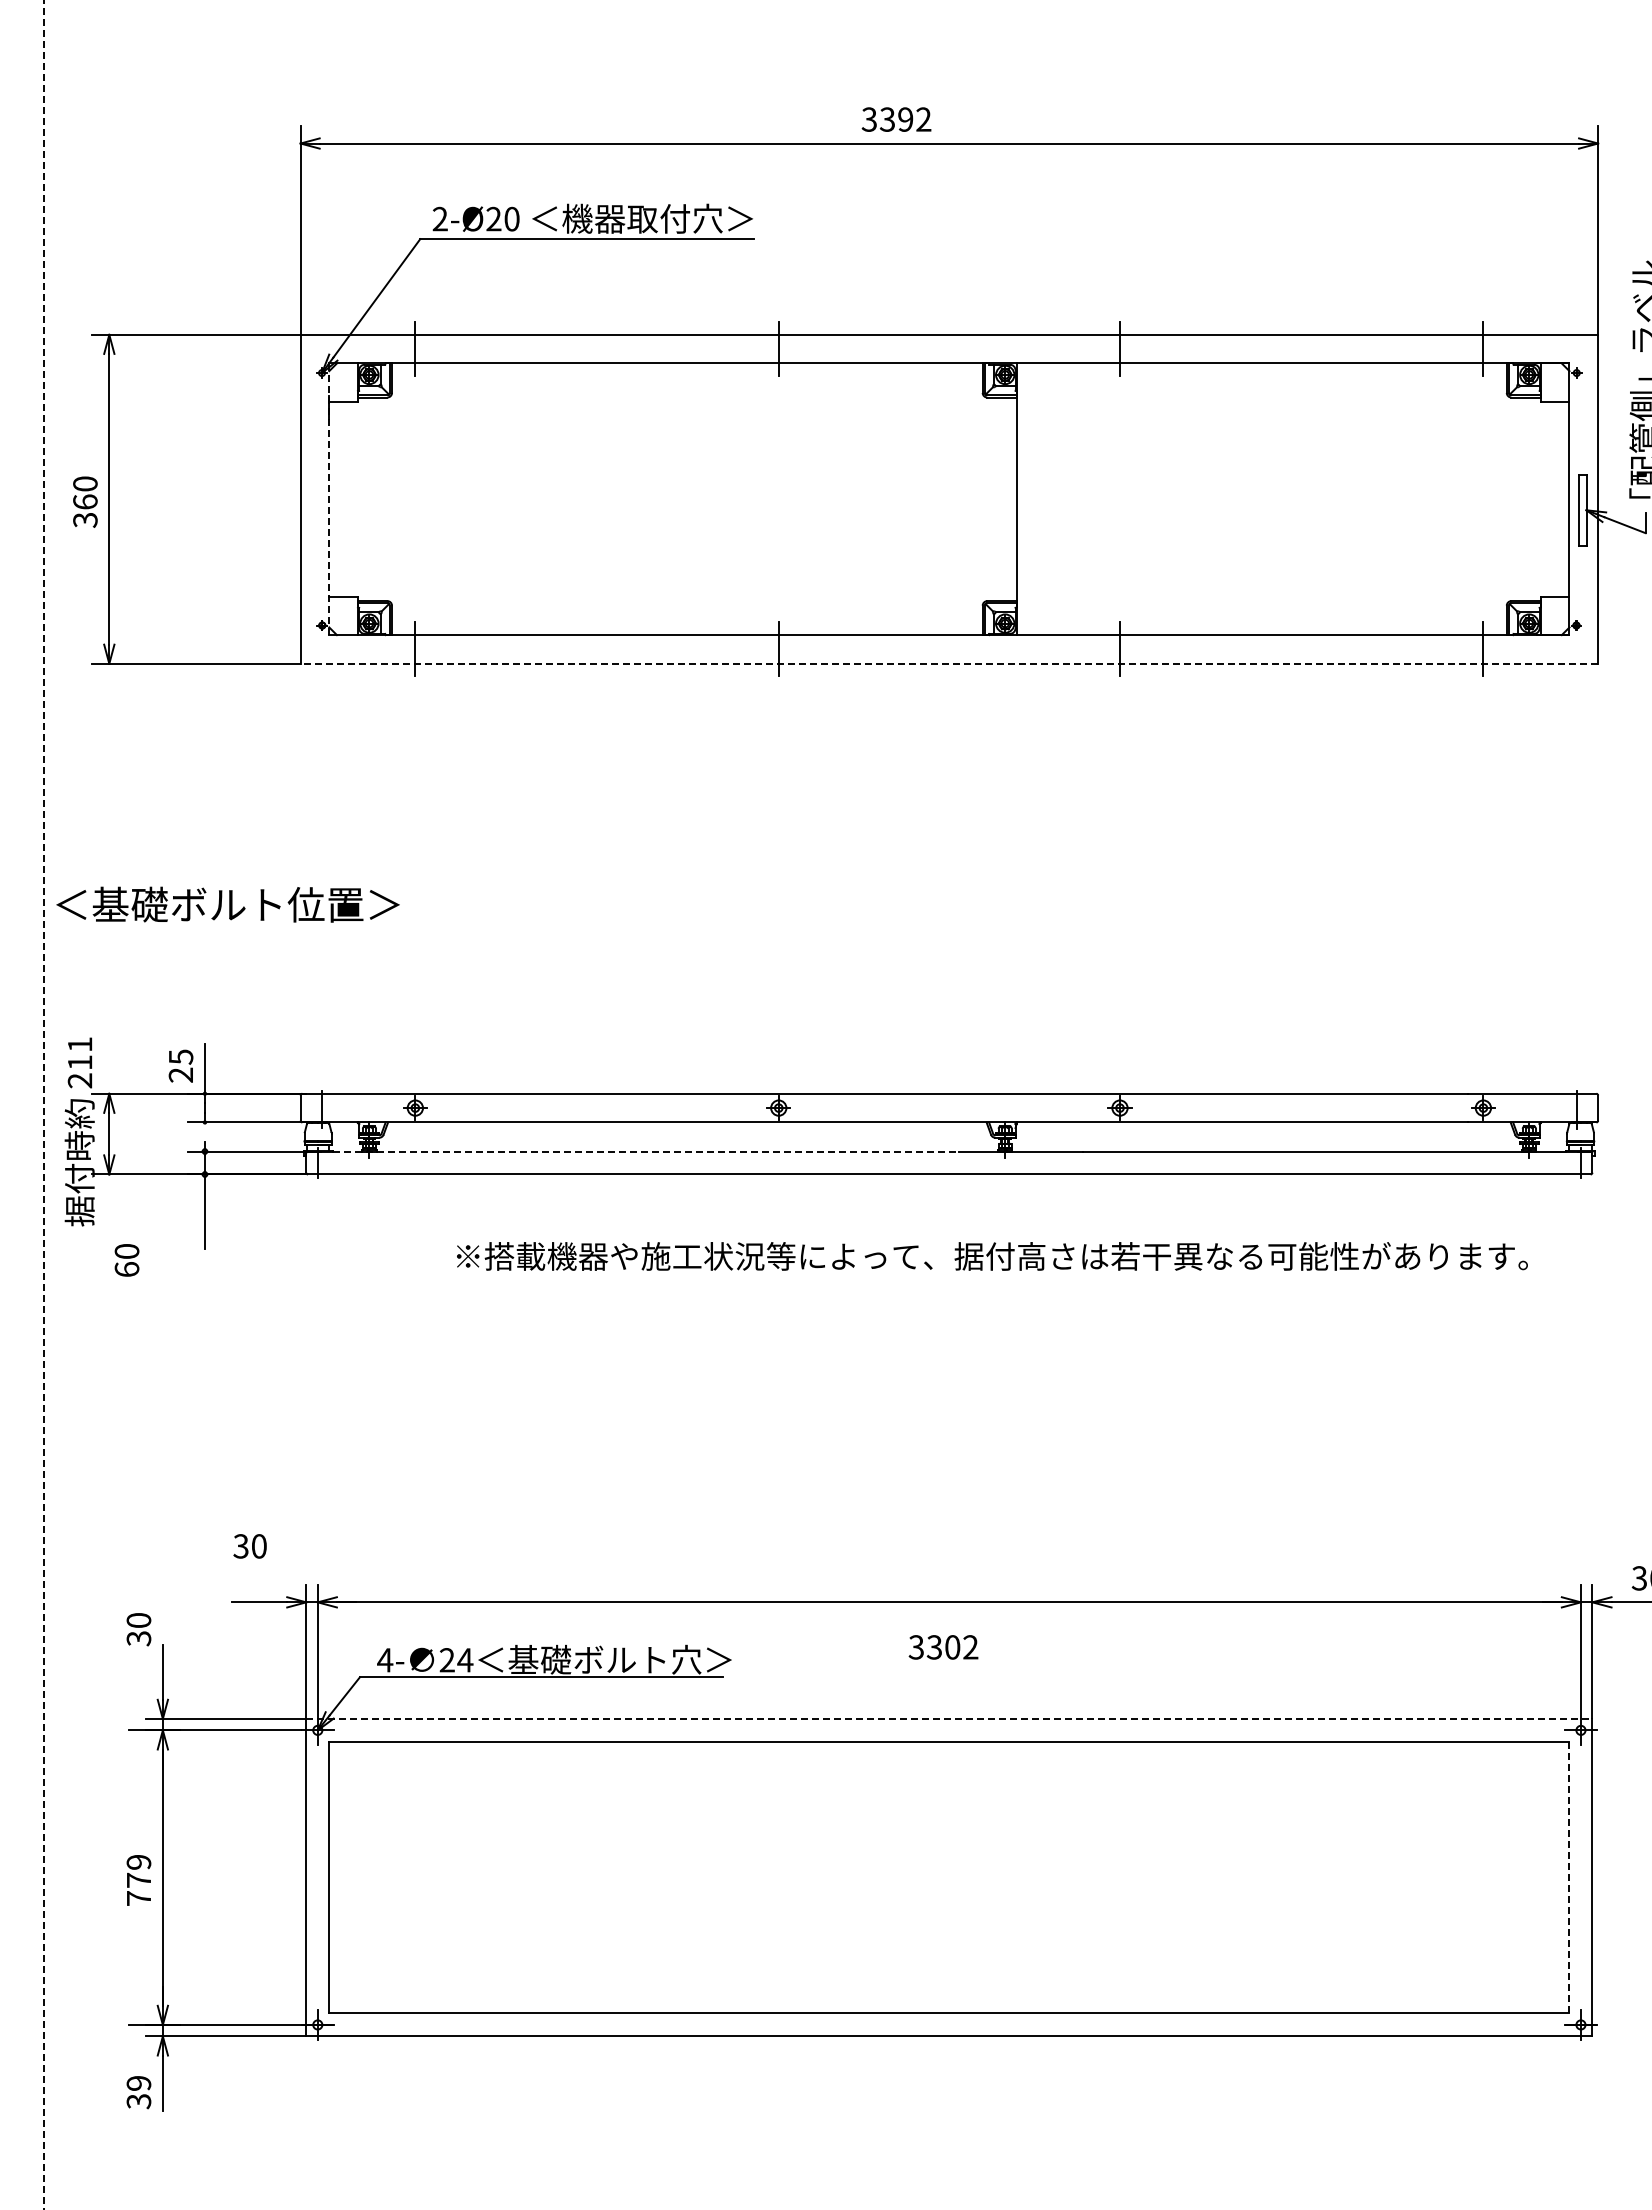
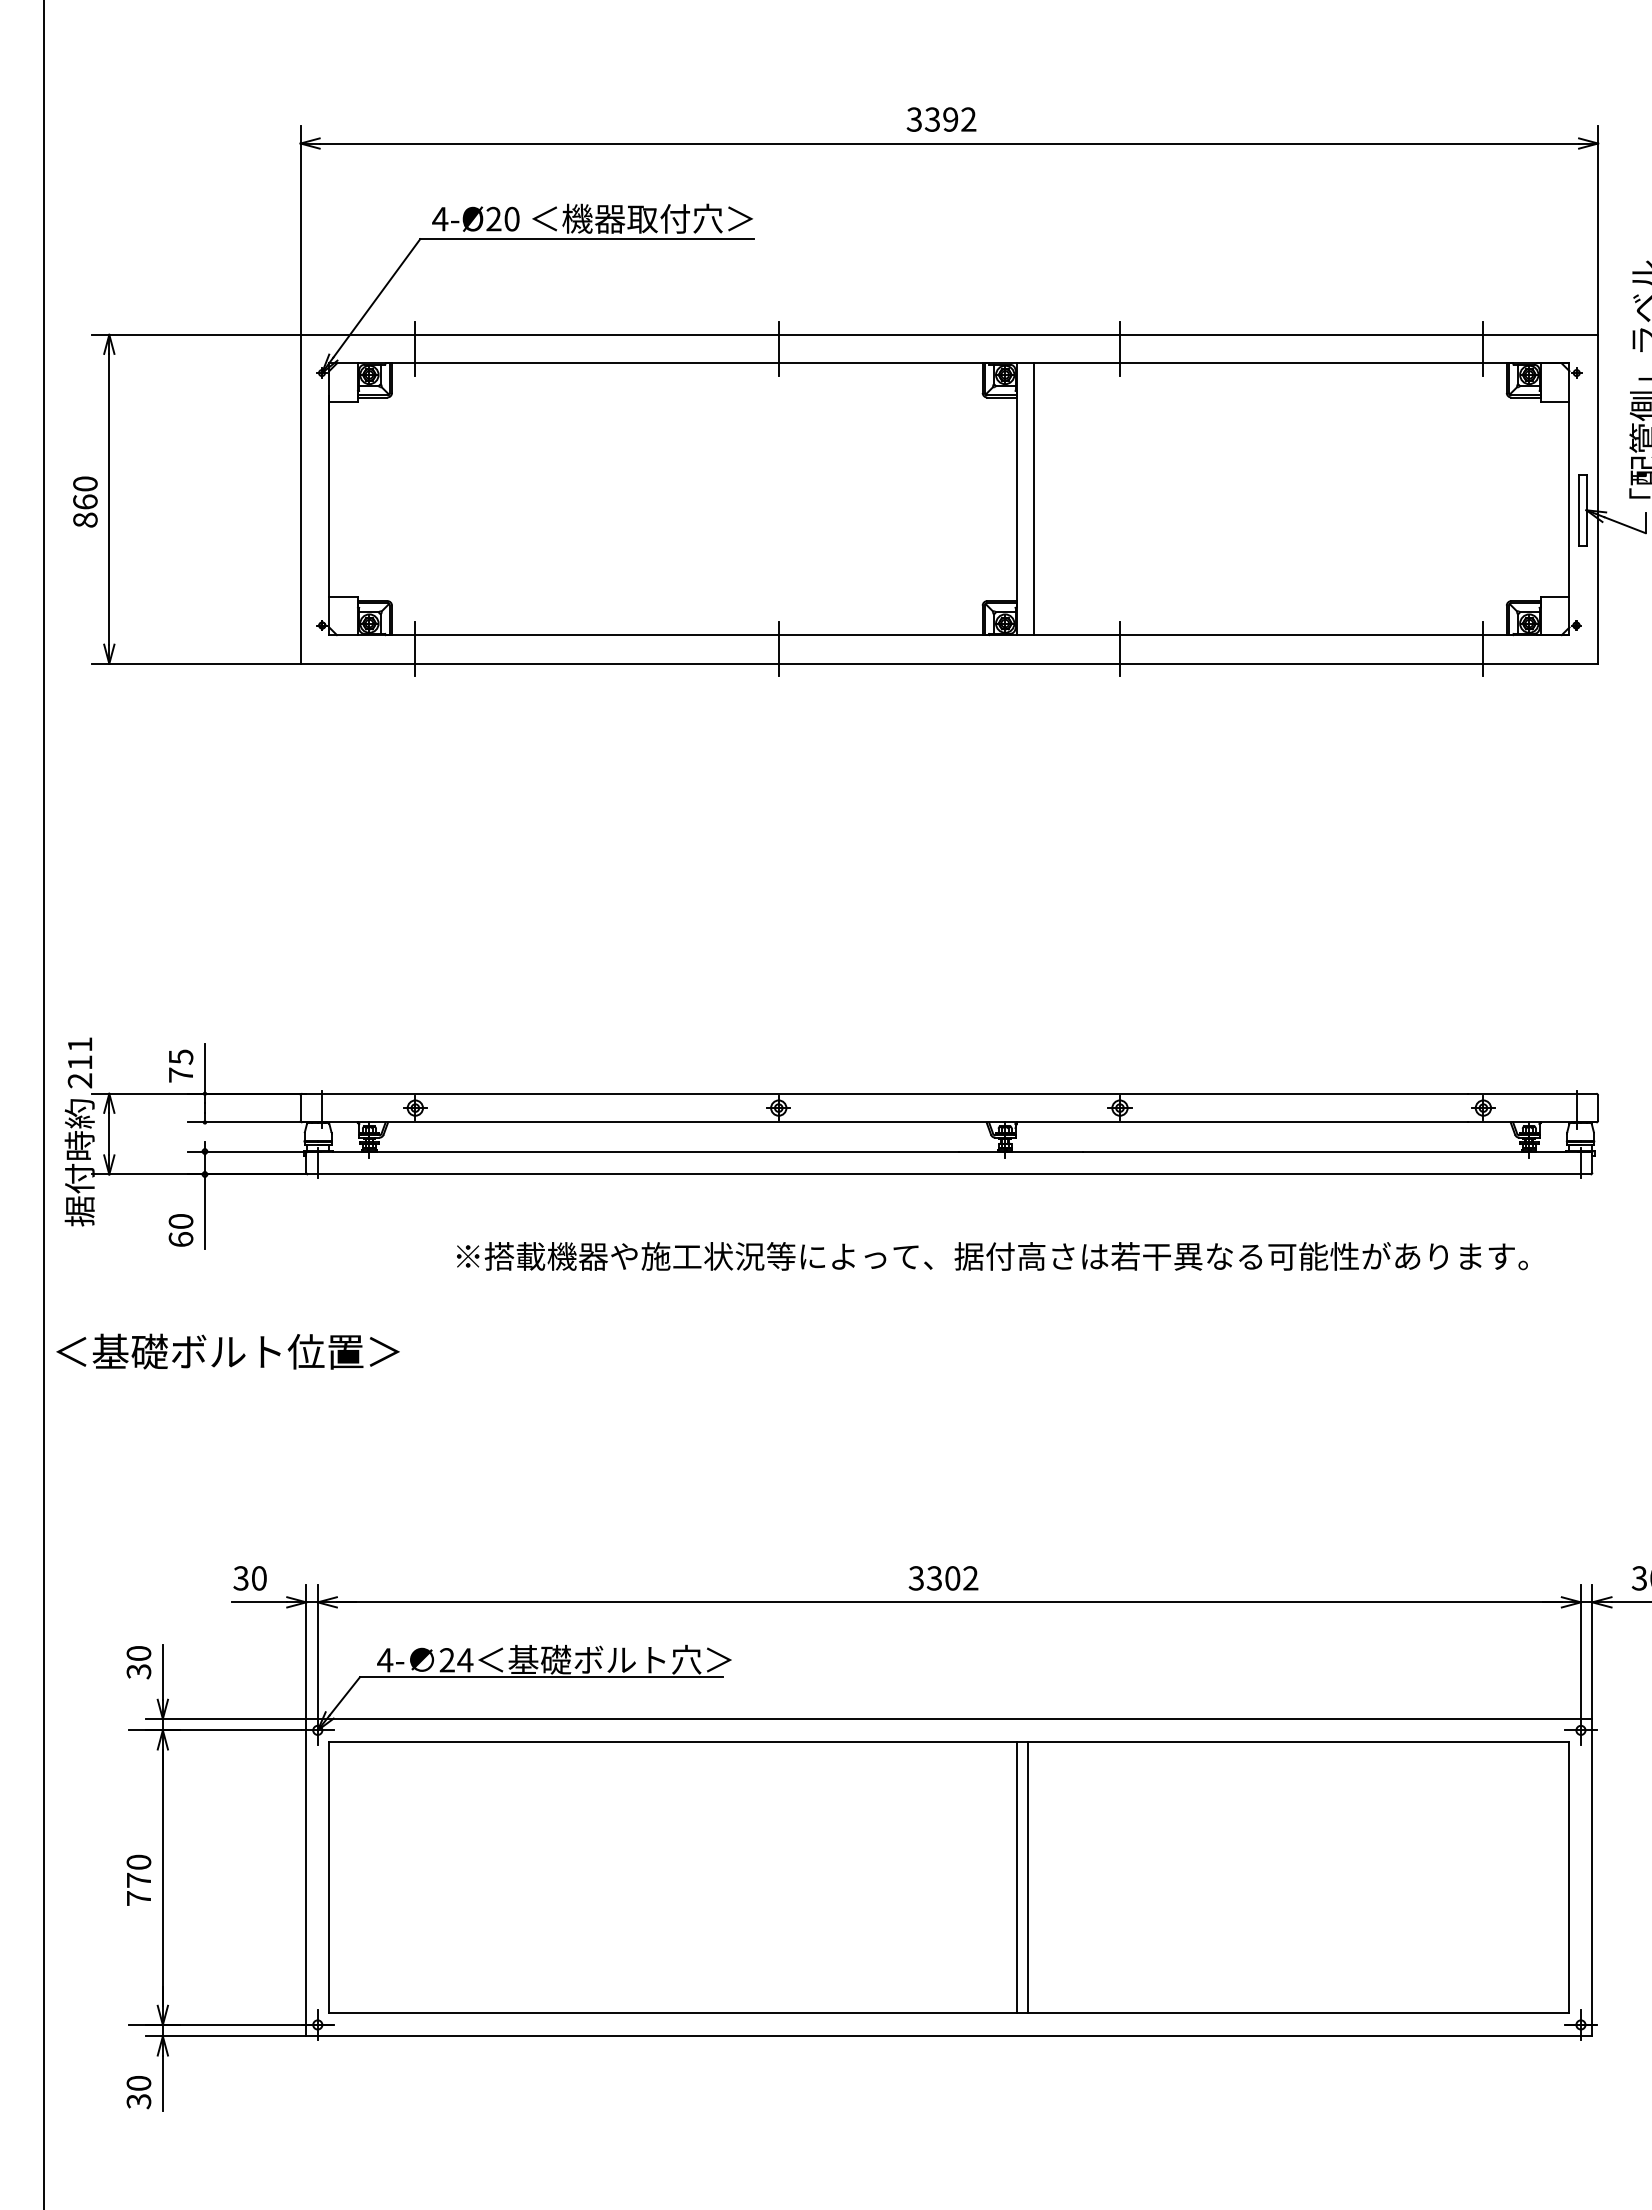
text position: (896, 119) -> (941, 119) (941, 119)
text: 2-Ø20 -> 4-Ø20 (440, 218)
line: dashed -> solid (329, 499)
line: none -> present (1033, 499)
text: 360 -> 860 (85, 519)
line: dashed -> solid (949, 663)
text position: (227, 904) -> (227, 1351) (227, 1351)
text: 25 -> 75 (180, 1074)
line: dashed -> solid (43, 1104)
line: dashed -> solid (646, 1151)
text position: (126, 1260) -> (180, 1230) (180, 1230)
text position: (249, 1546) -> (249, 1578) (249, 1578)
text position: (138, 1629) -> (138, 1662) (138, 1662)
text position: (943, 1647) -> (943, 1578) (943, 1578)
line: dashed -> solid (949, 1718)
text: 779 -> 770 (138, 1861)
line: none -> present (1016, 1877)
line: none -> present (1028, 1877)
line: dashed -> solid (1569, 1877)
text: 39 -> 30 (138, 2083)
